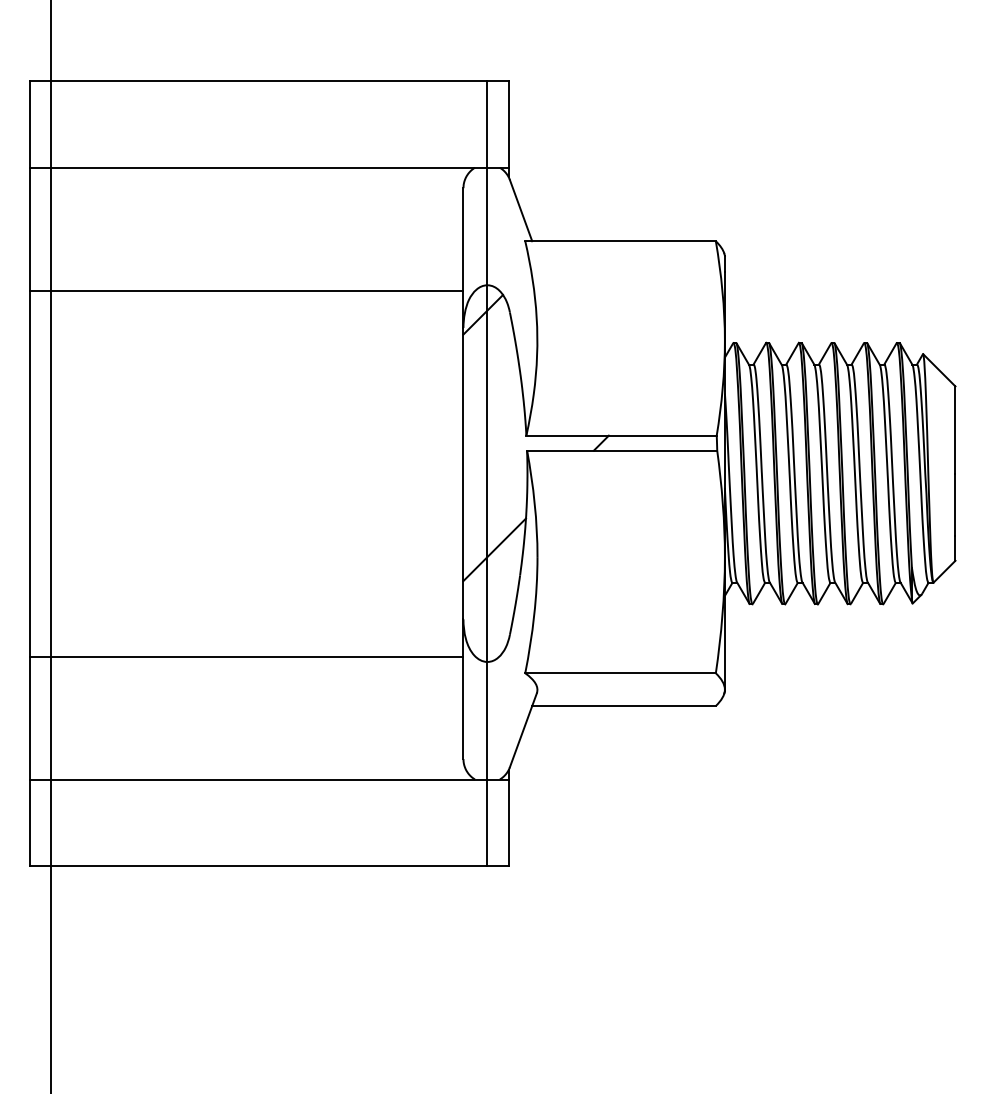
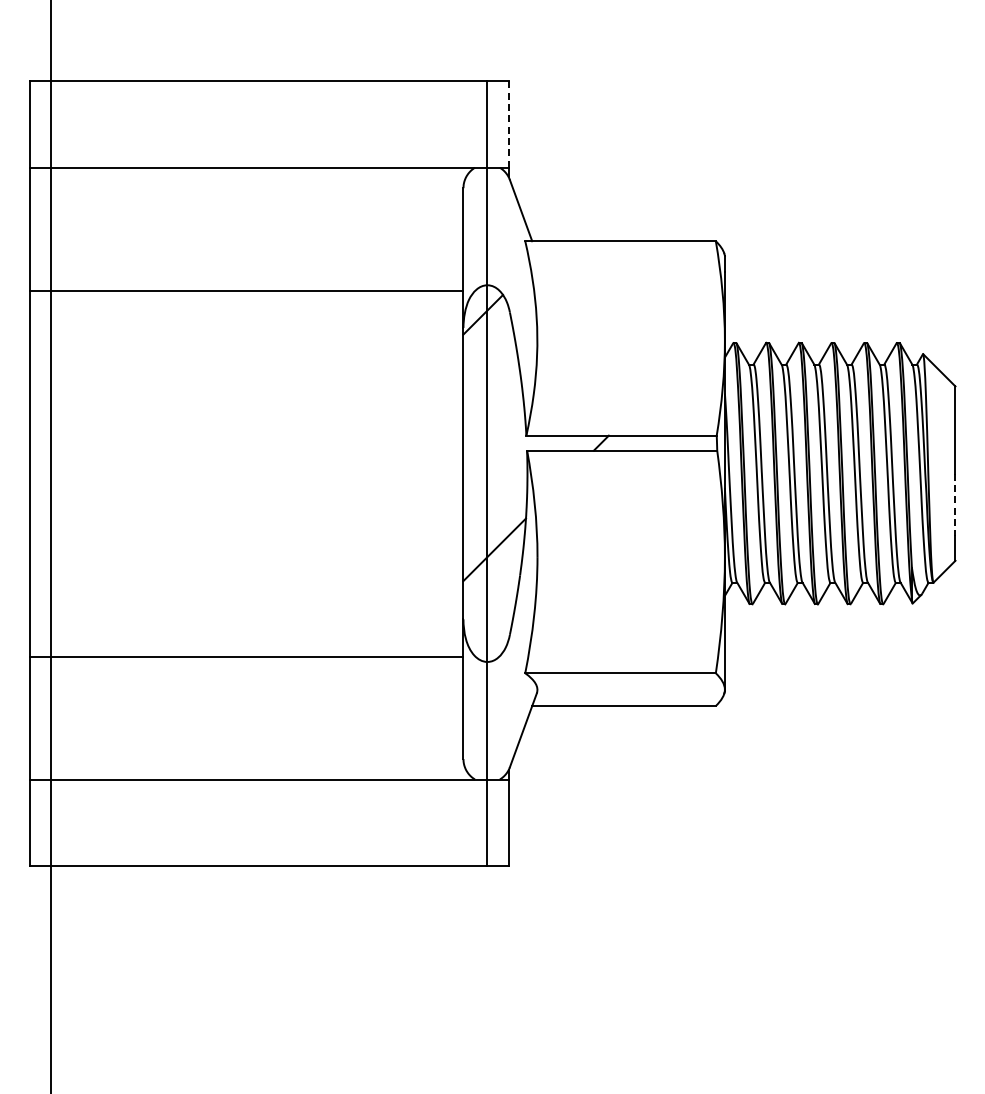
line: solid -> dashed (508, 124)
line: solid -> dashed (955, 505)
